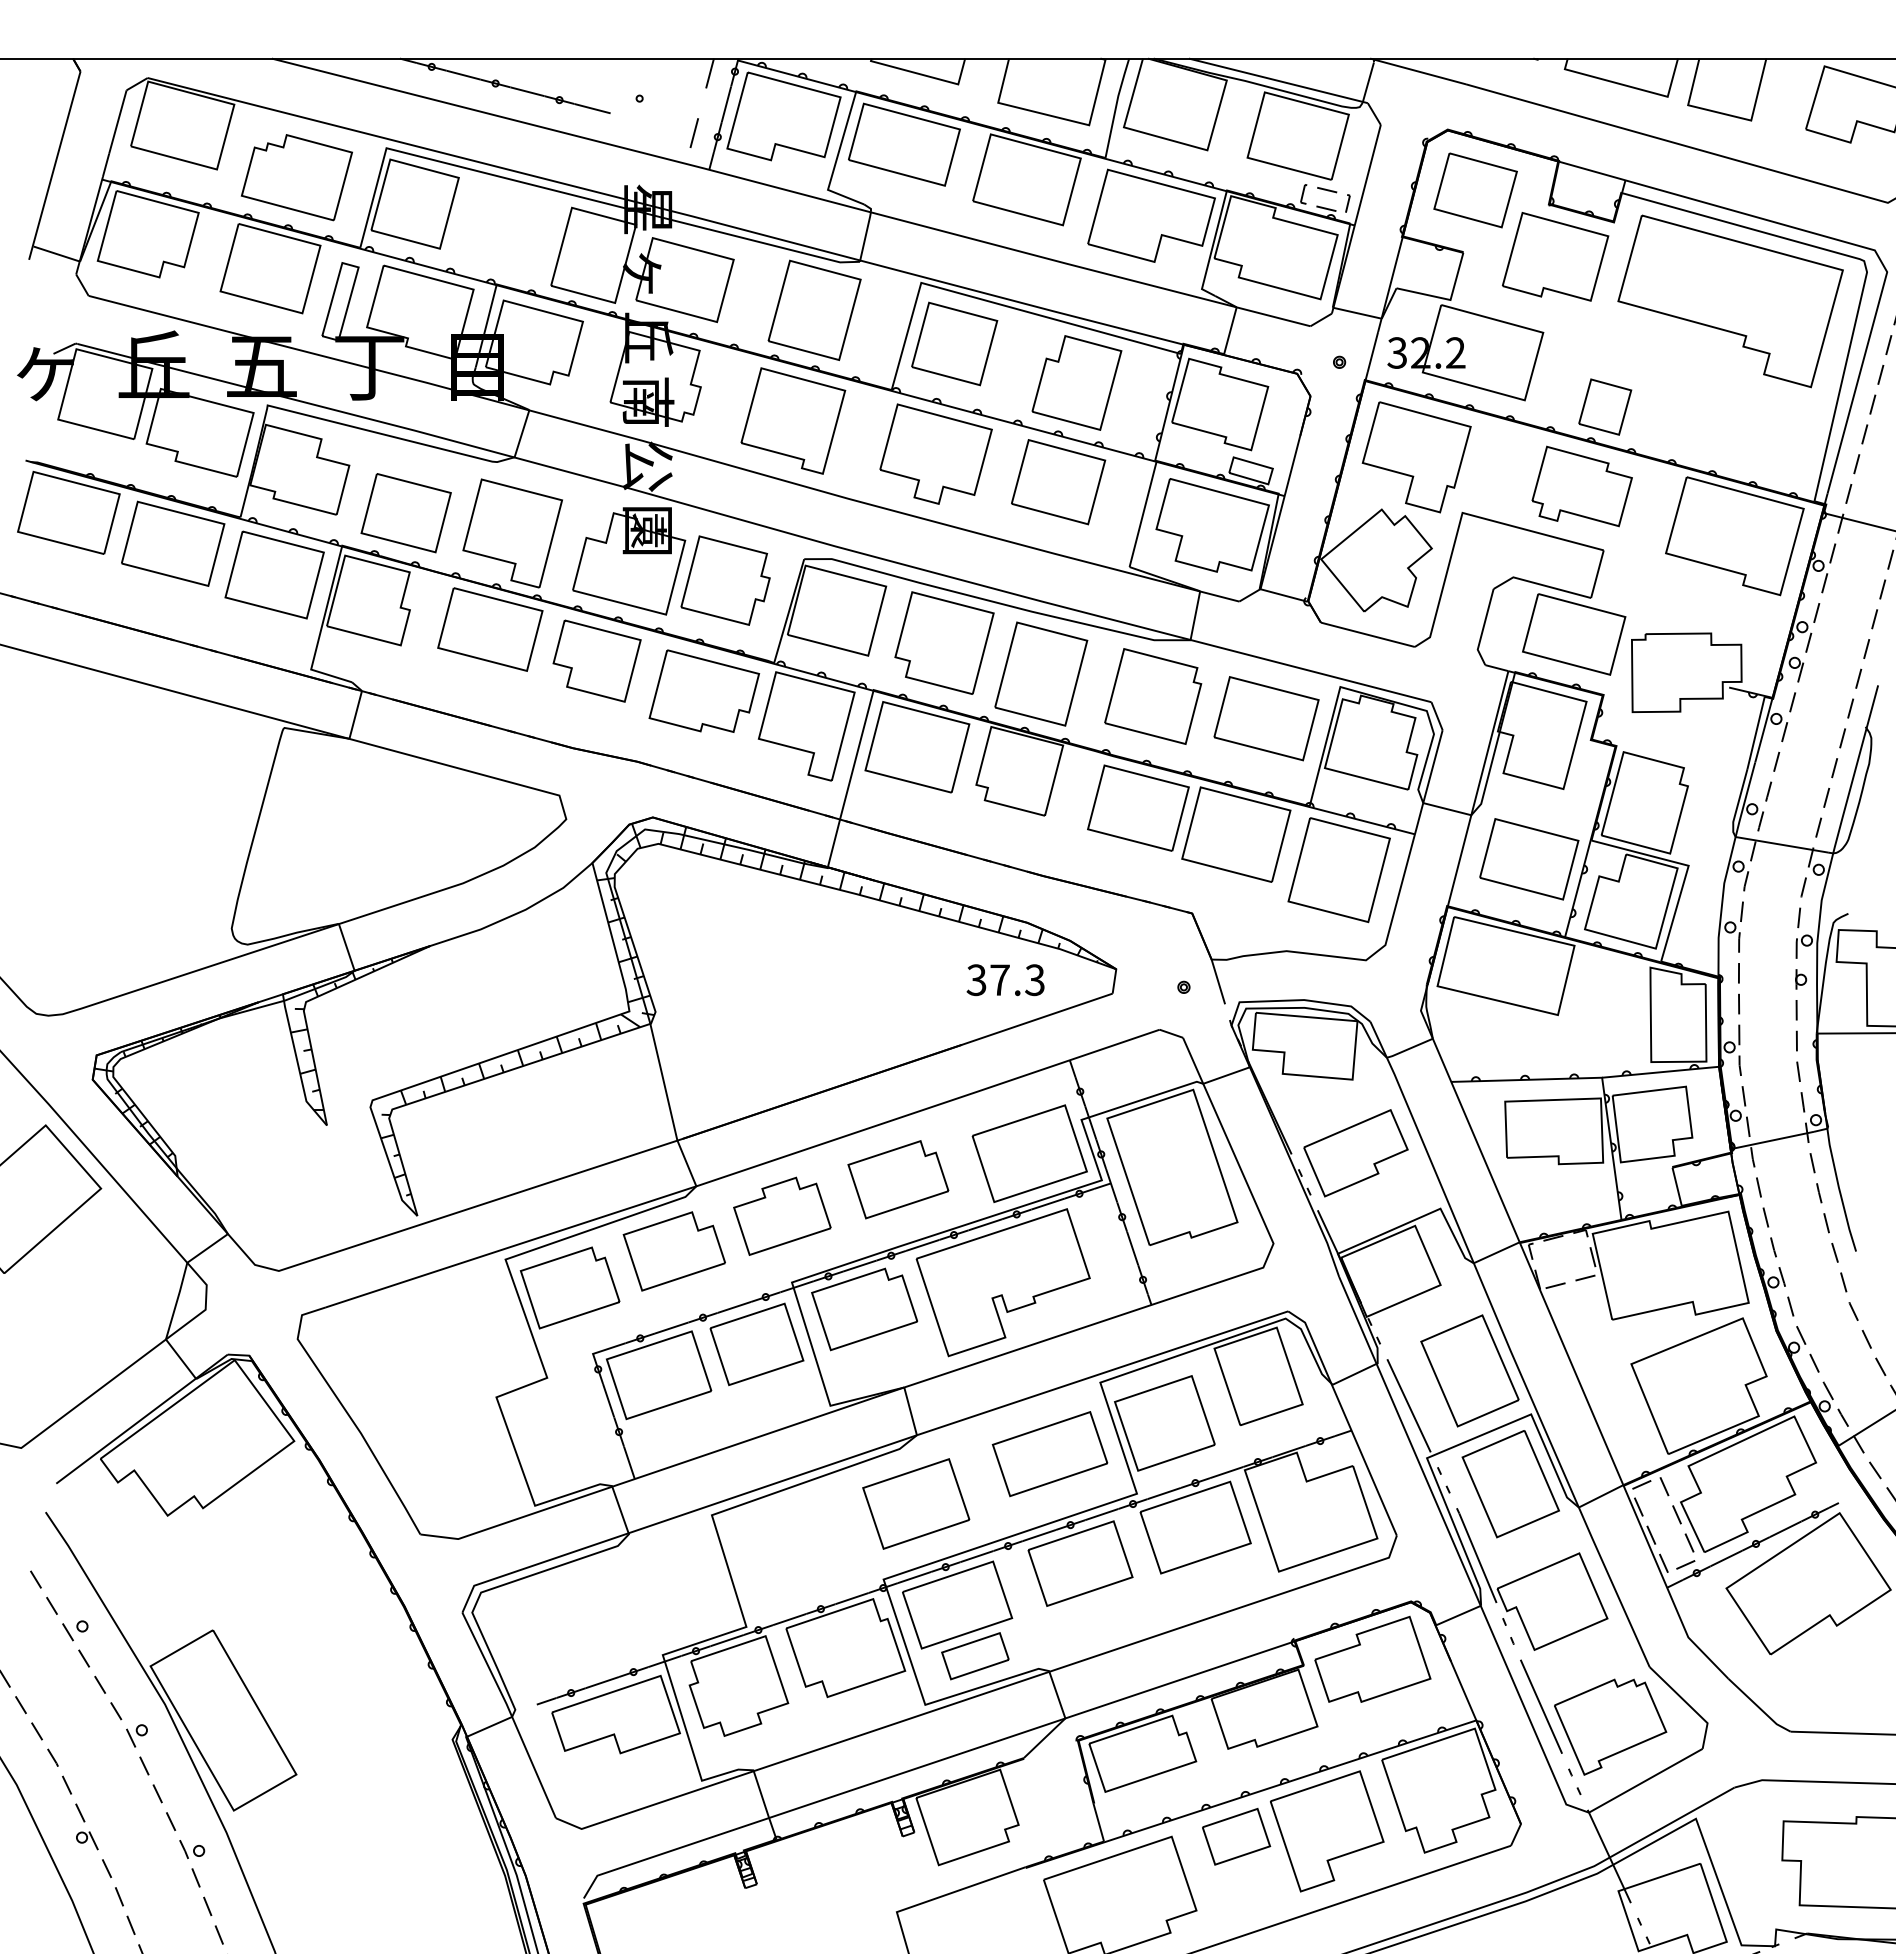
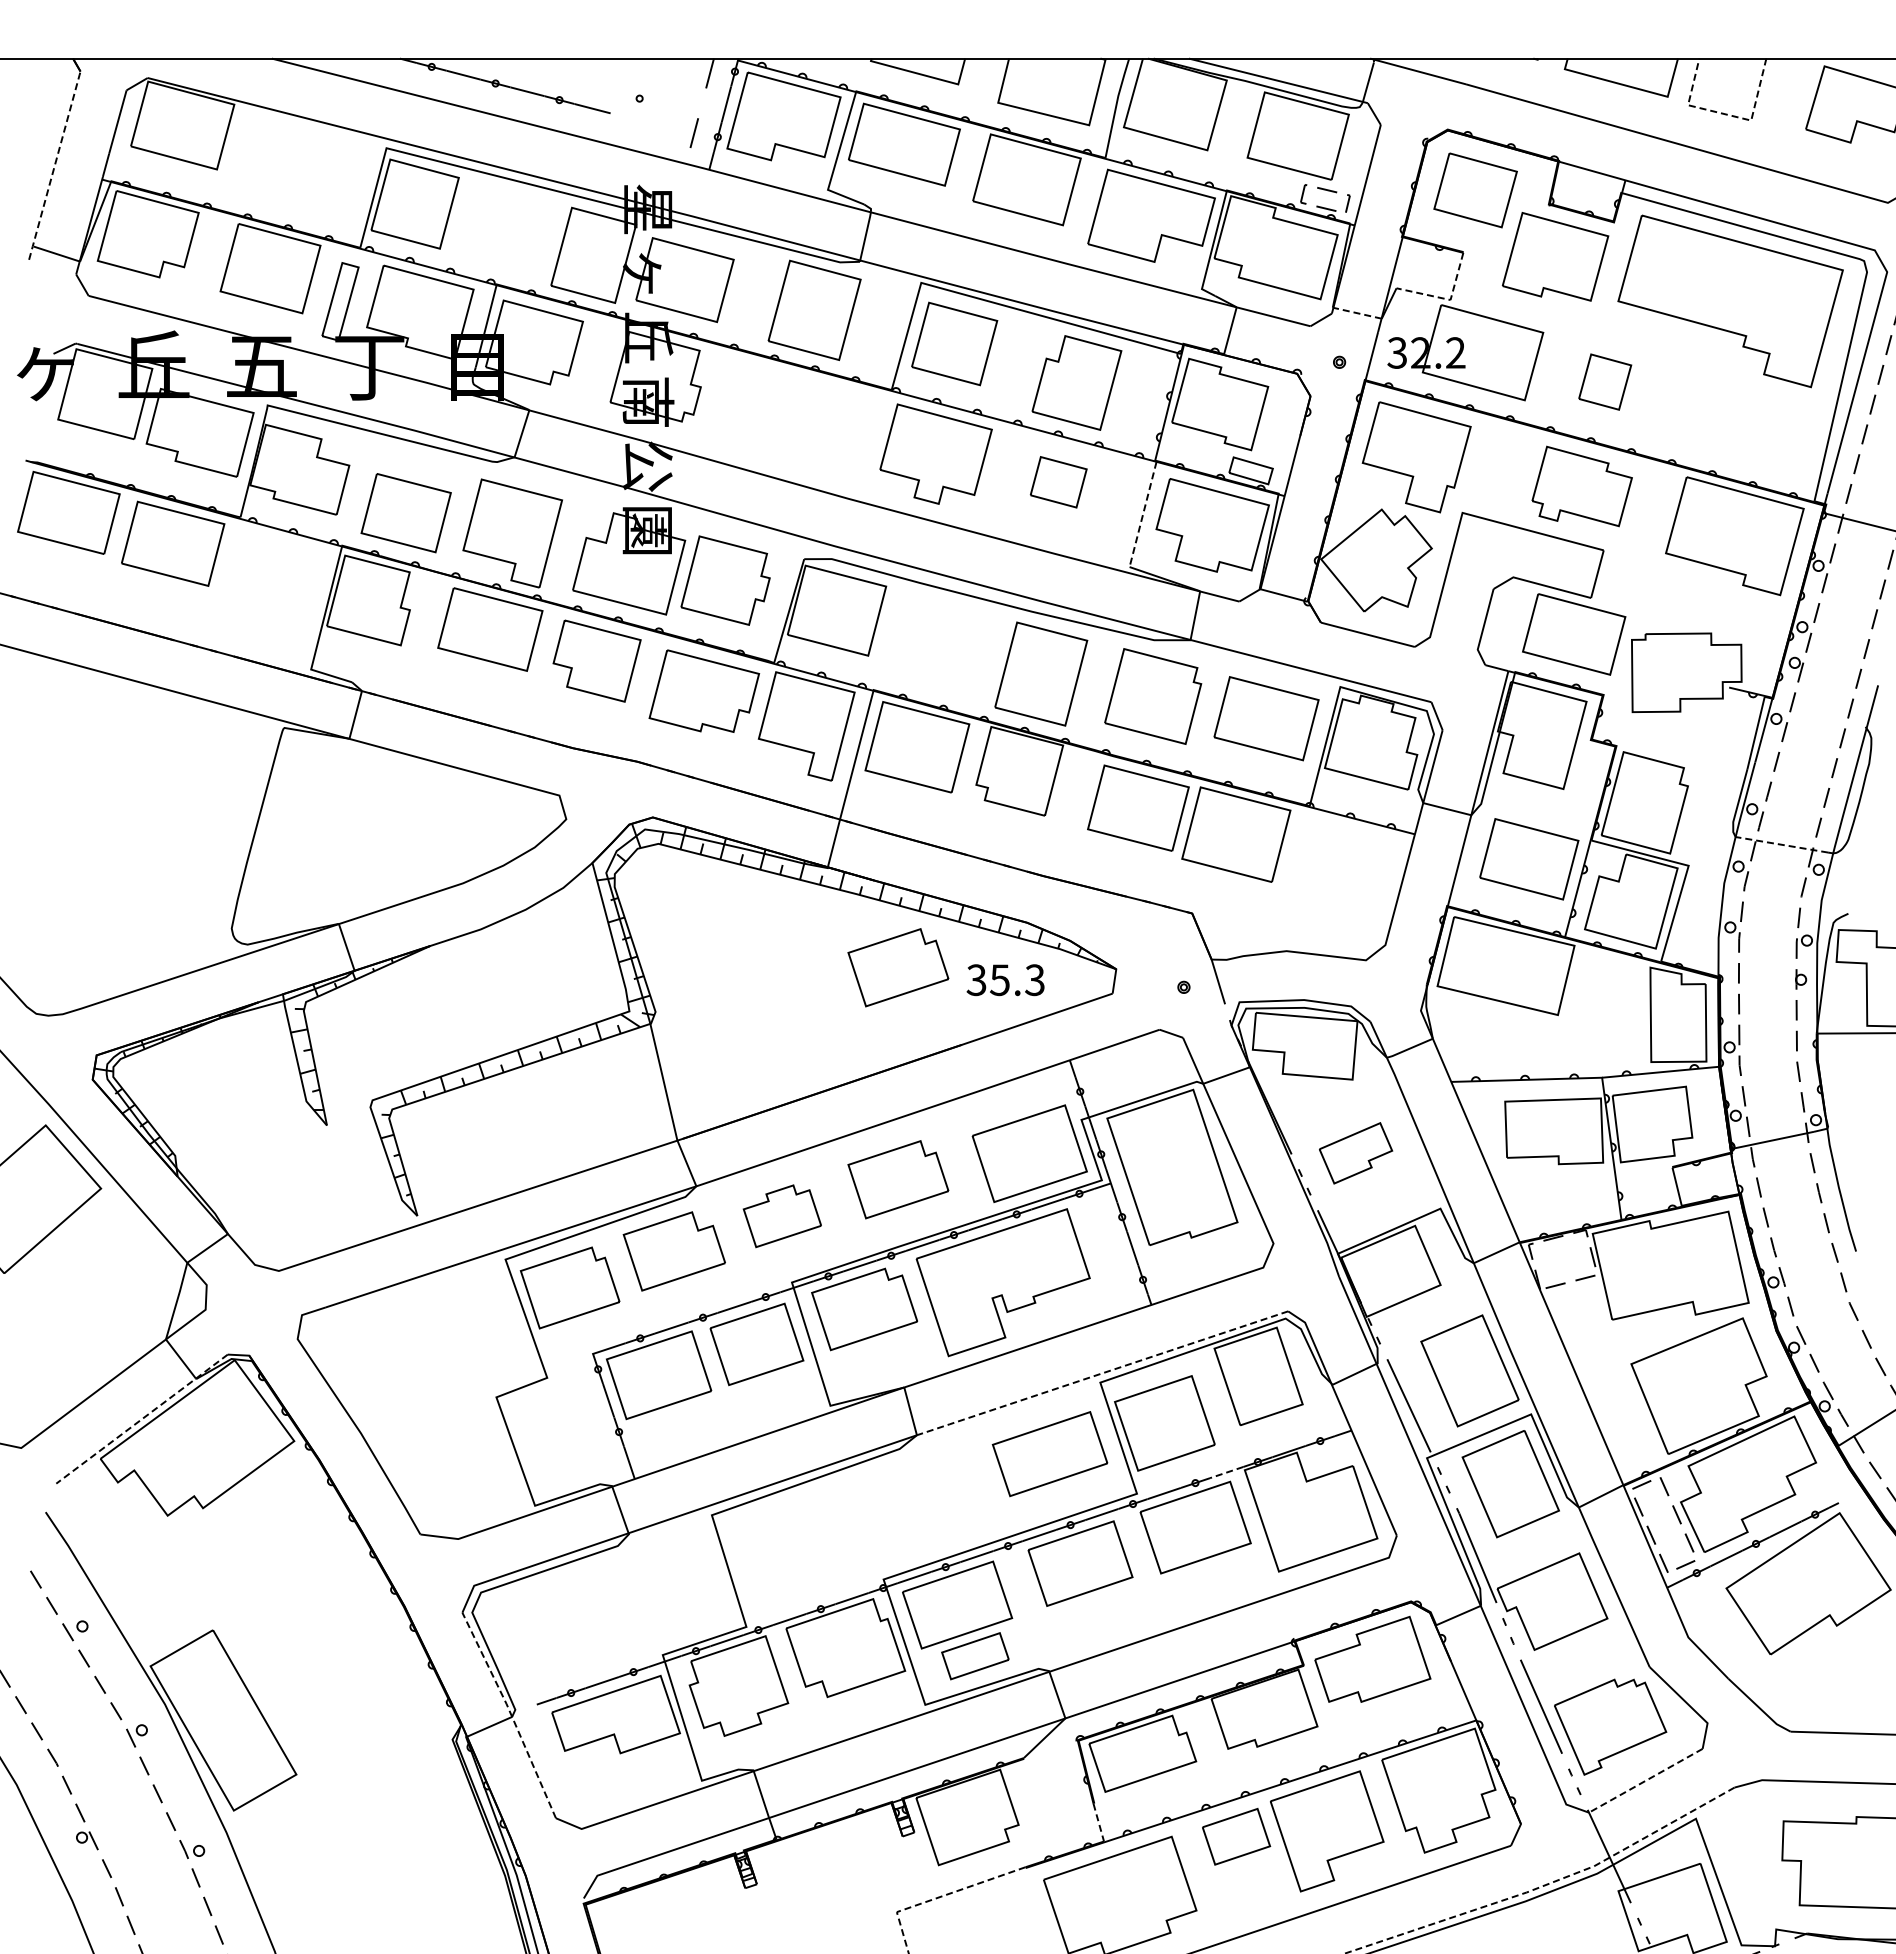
line: solid -> dashed (1726, 114)
line: solid -> dashed (54, 165)
part: present -> none (296, 177)
line: solid -> dashed (1447, 299)
line: solid -> dashed (1356, 313)
part position: (1605, 406) -> (1605, 381) (1605, 381)
part: present -> none (793, 420)
part size: 96x87 px -> 59x53 px (1058, 482)
line: solid -> dashed (1142, 514)
part: present -> none (274, 574)
part: present -> none (944, 642)
line: solid -> dashed (1781, 844)
part: present -> none (1338, 870)
part: none -> present (898, 967)
text: 37.3 -> 35.3 (999, 980)
part size: 106x89 px -> 75x63 px (1356, 1153)
part size: 99x80 px -> 80x65 px (781, 1216)
line: solid -> dashed (1101, 1373)
line: solid -> dashed (142, 1418)
line: solid -> dashed (1226, 1472)
part: present -> none (916, 1503)
line: solid -> dashed (510, 1714)
line: solid -> dashed (1645, 1781)
line: solid -> dashed (1098, 1822)
line: solid -> dashed (1545, 1885)
line: solid -> dashed (940, 1897)
